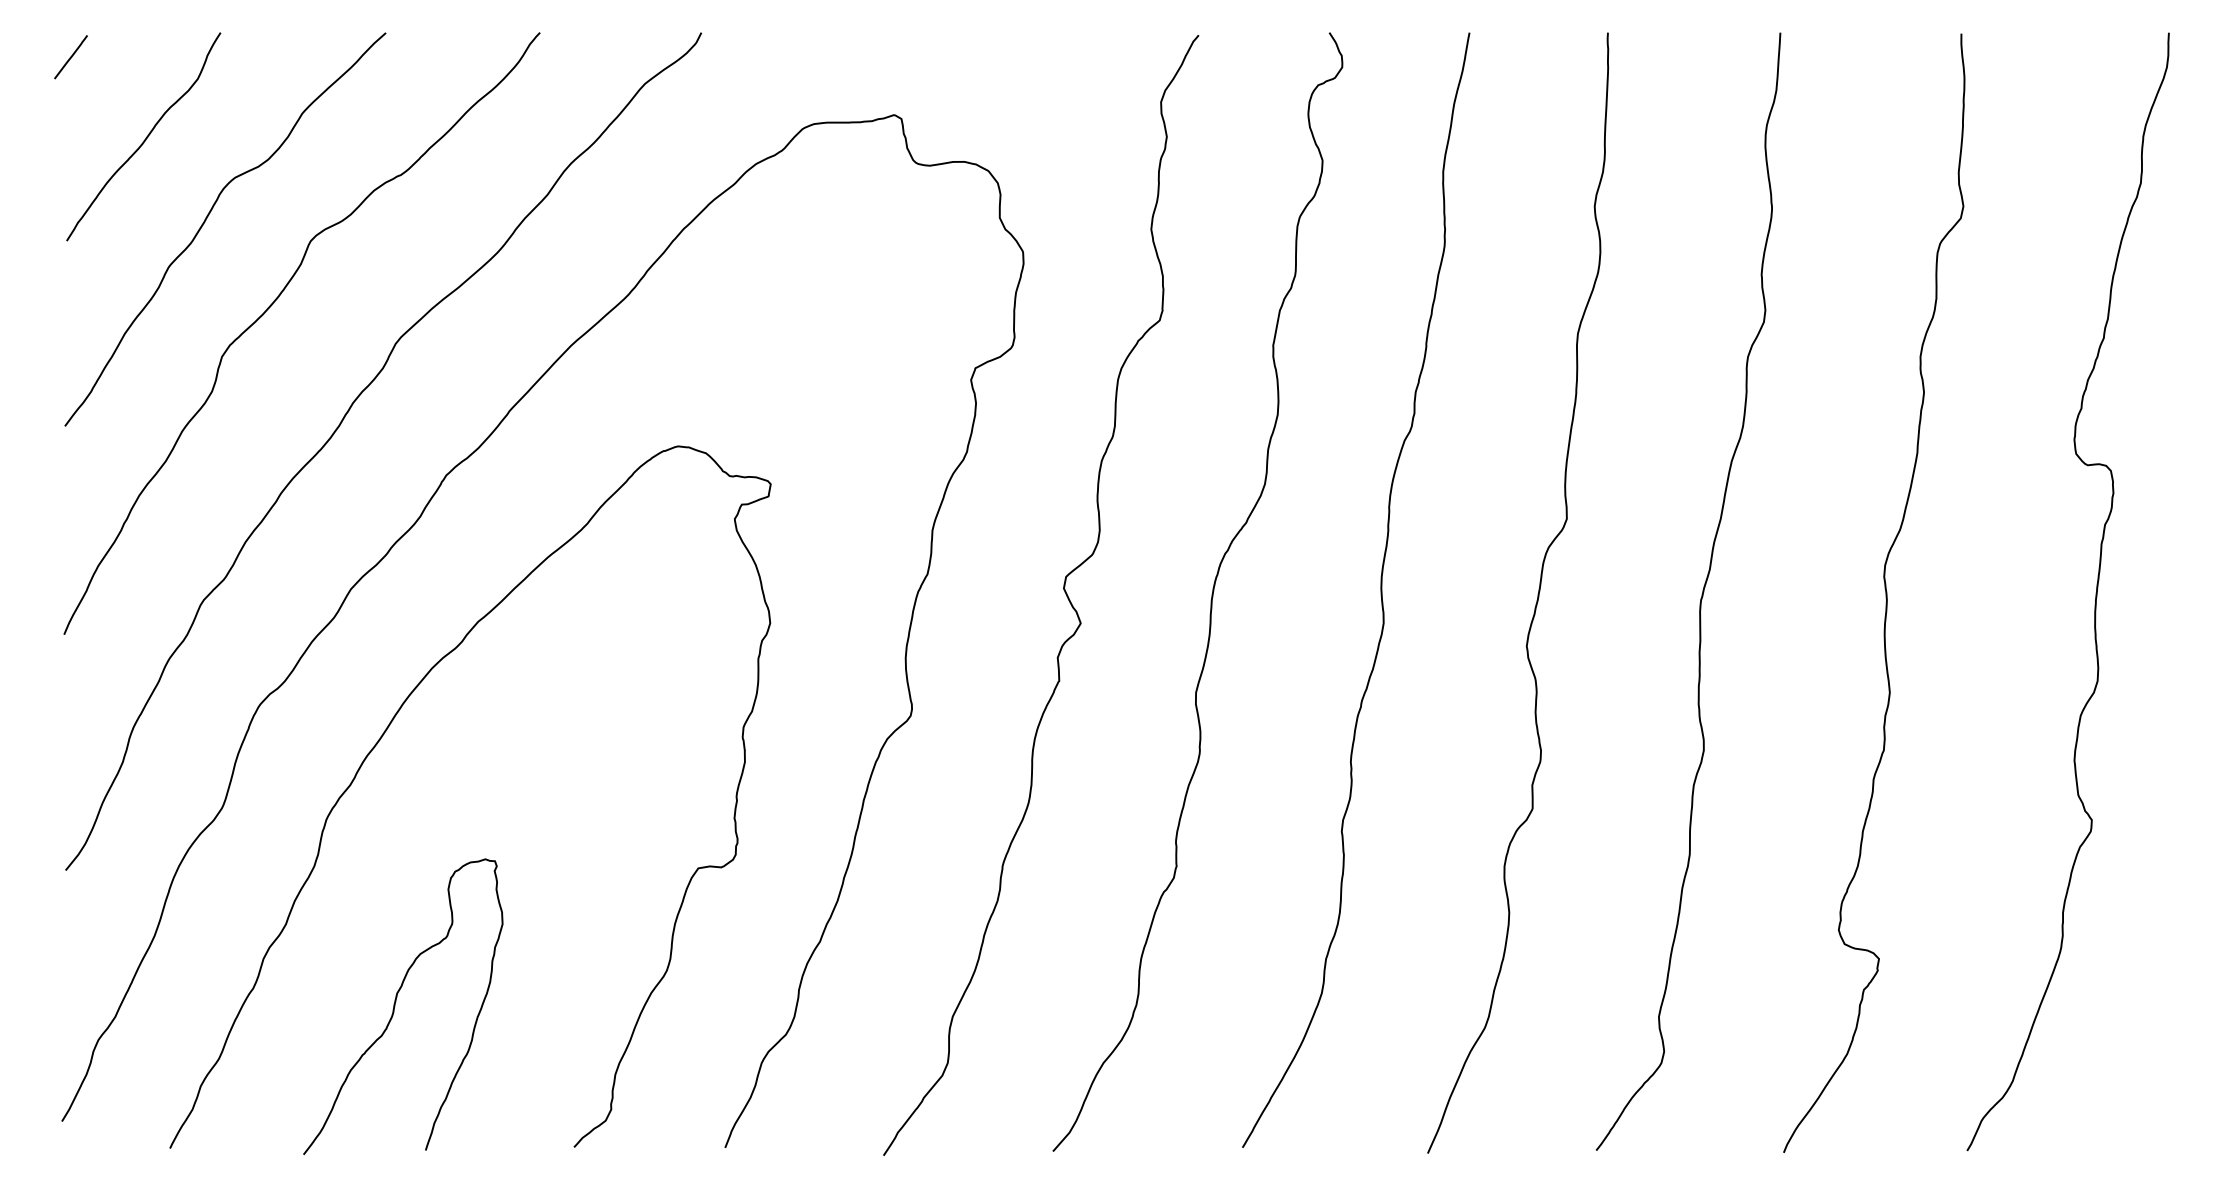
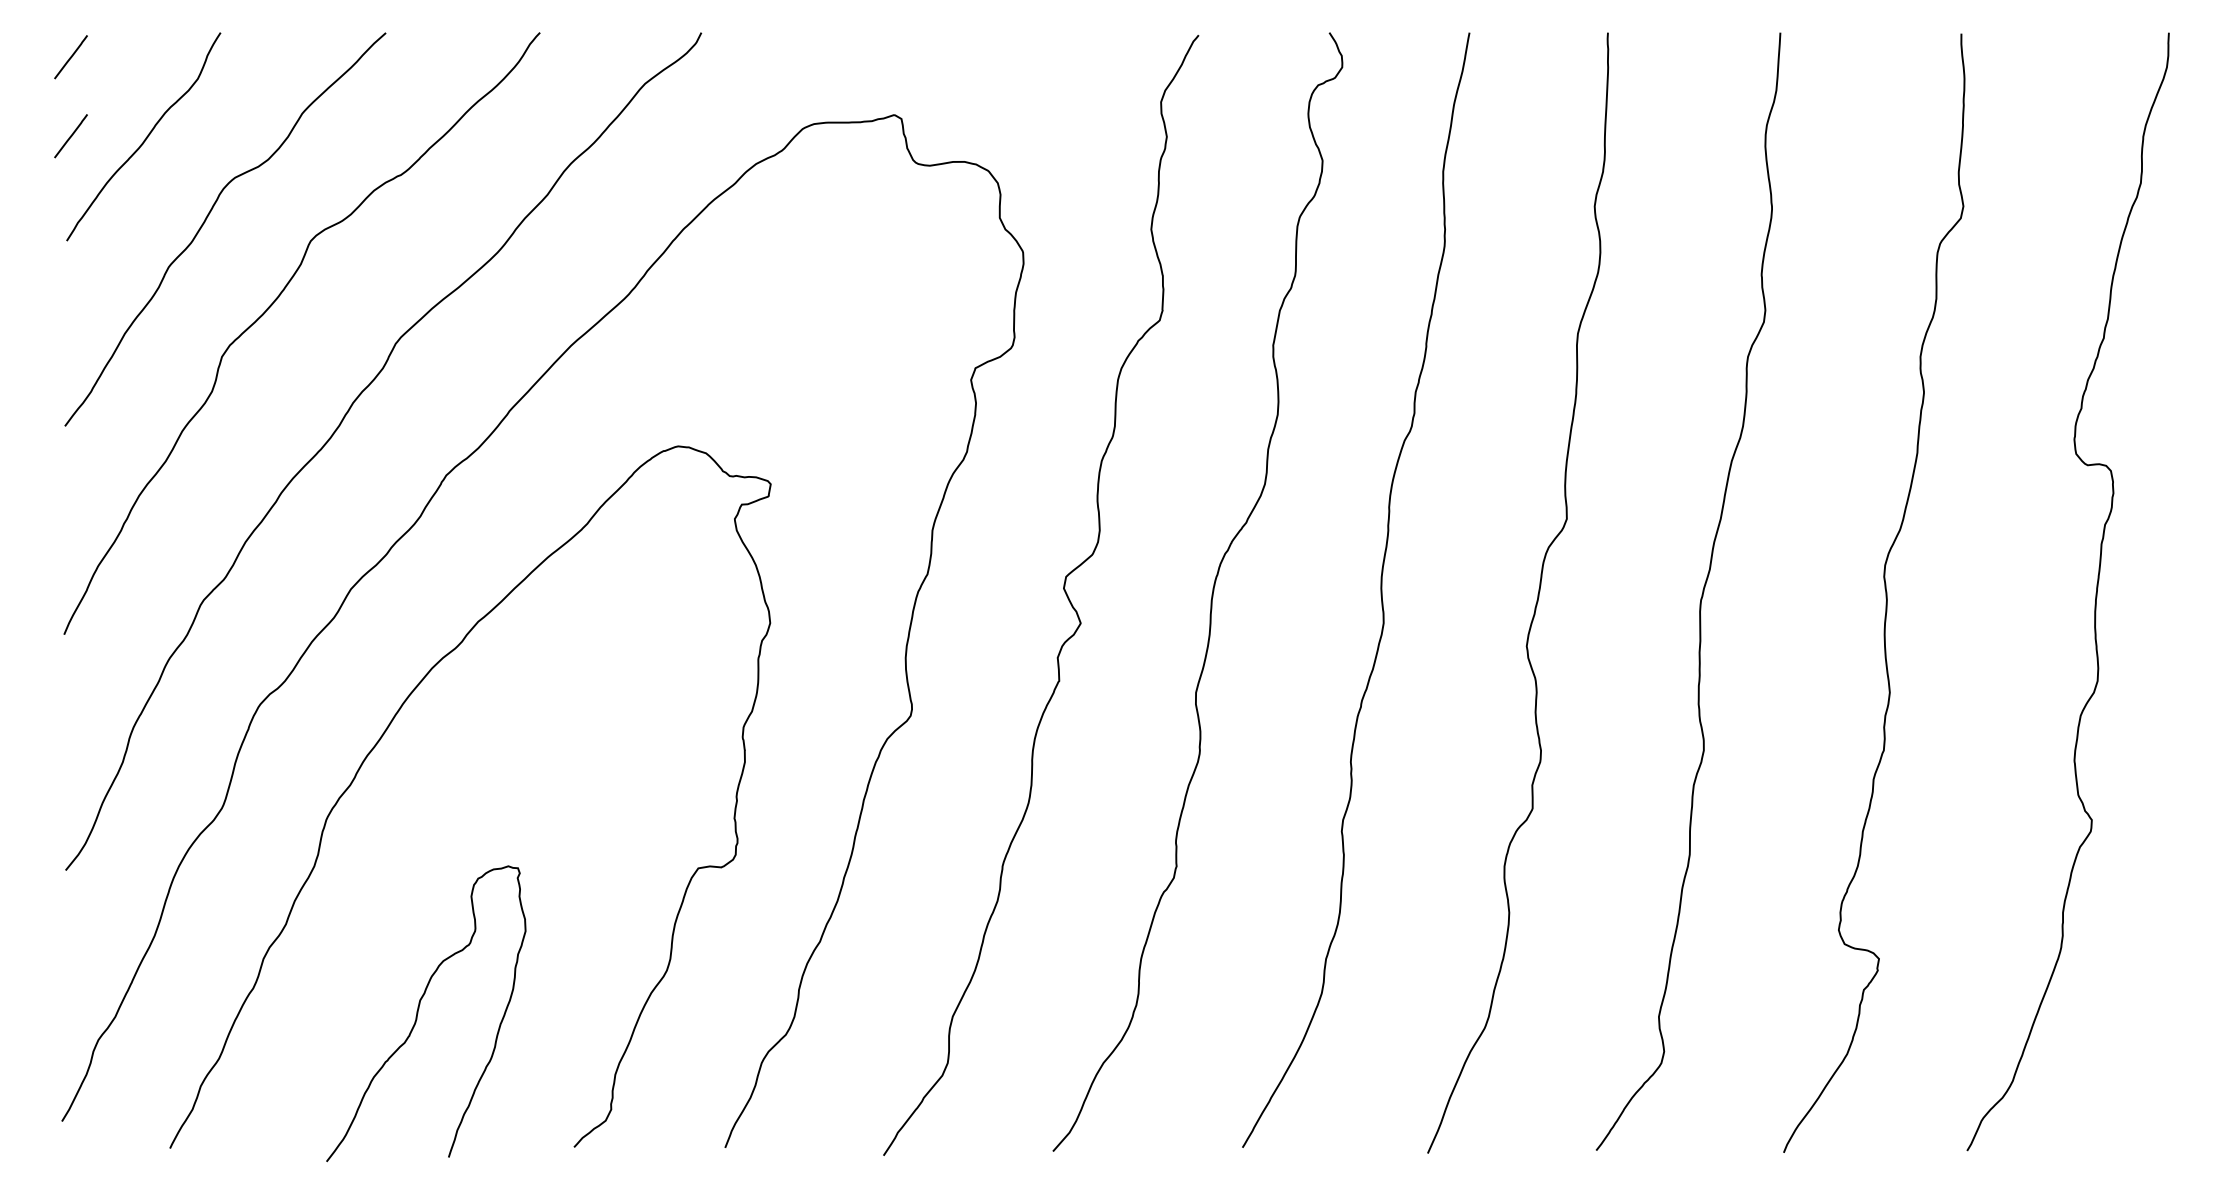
line: none -> present (70, 136)
curve position: (395, 1006) -> (418, 1013) (418, 1013)
